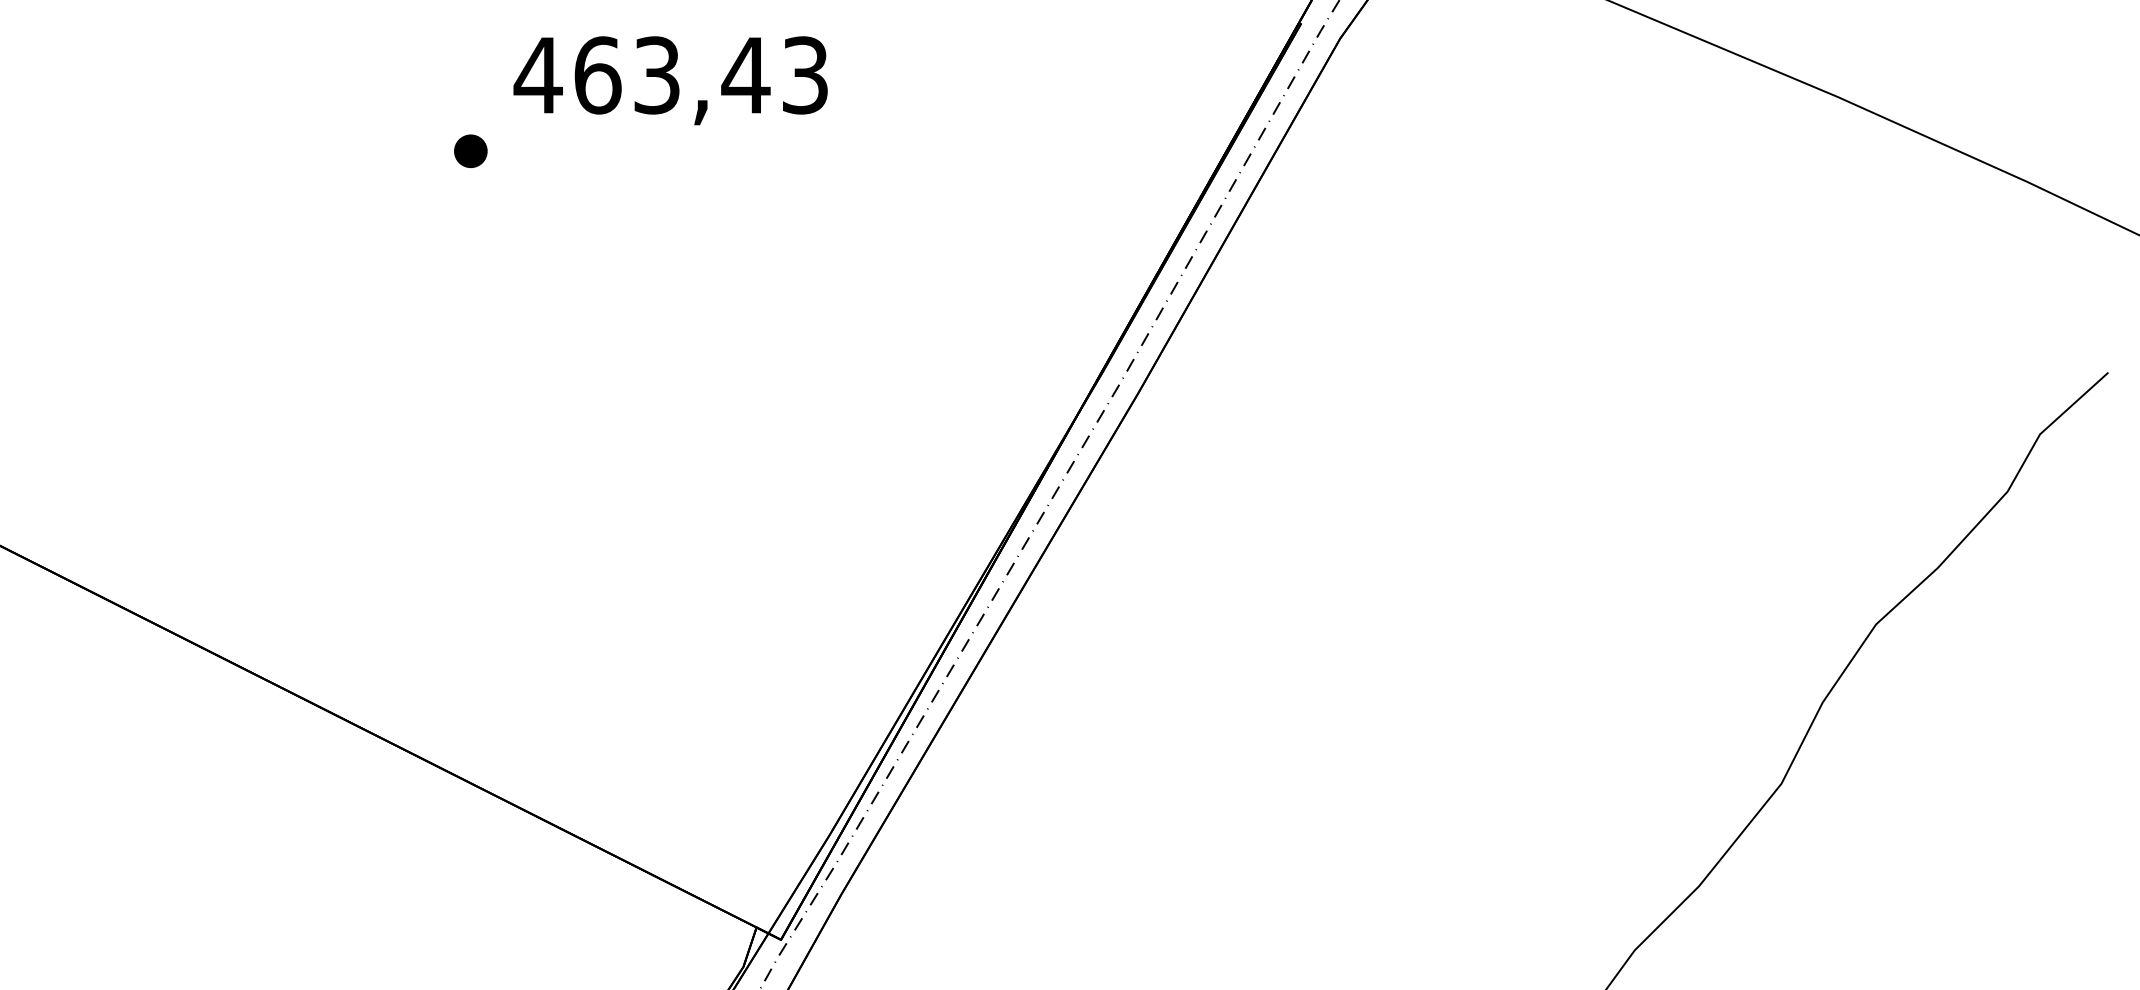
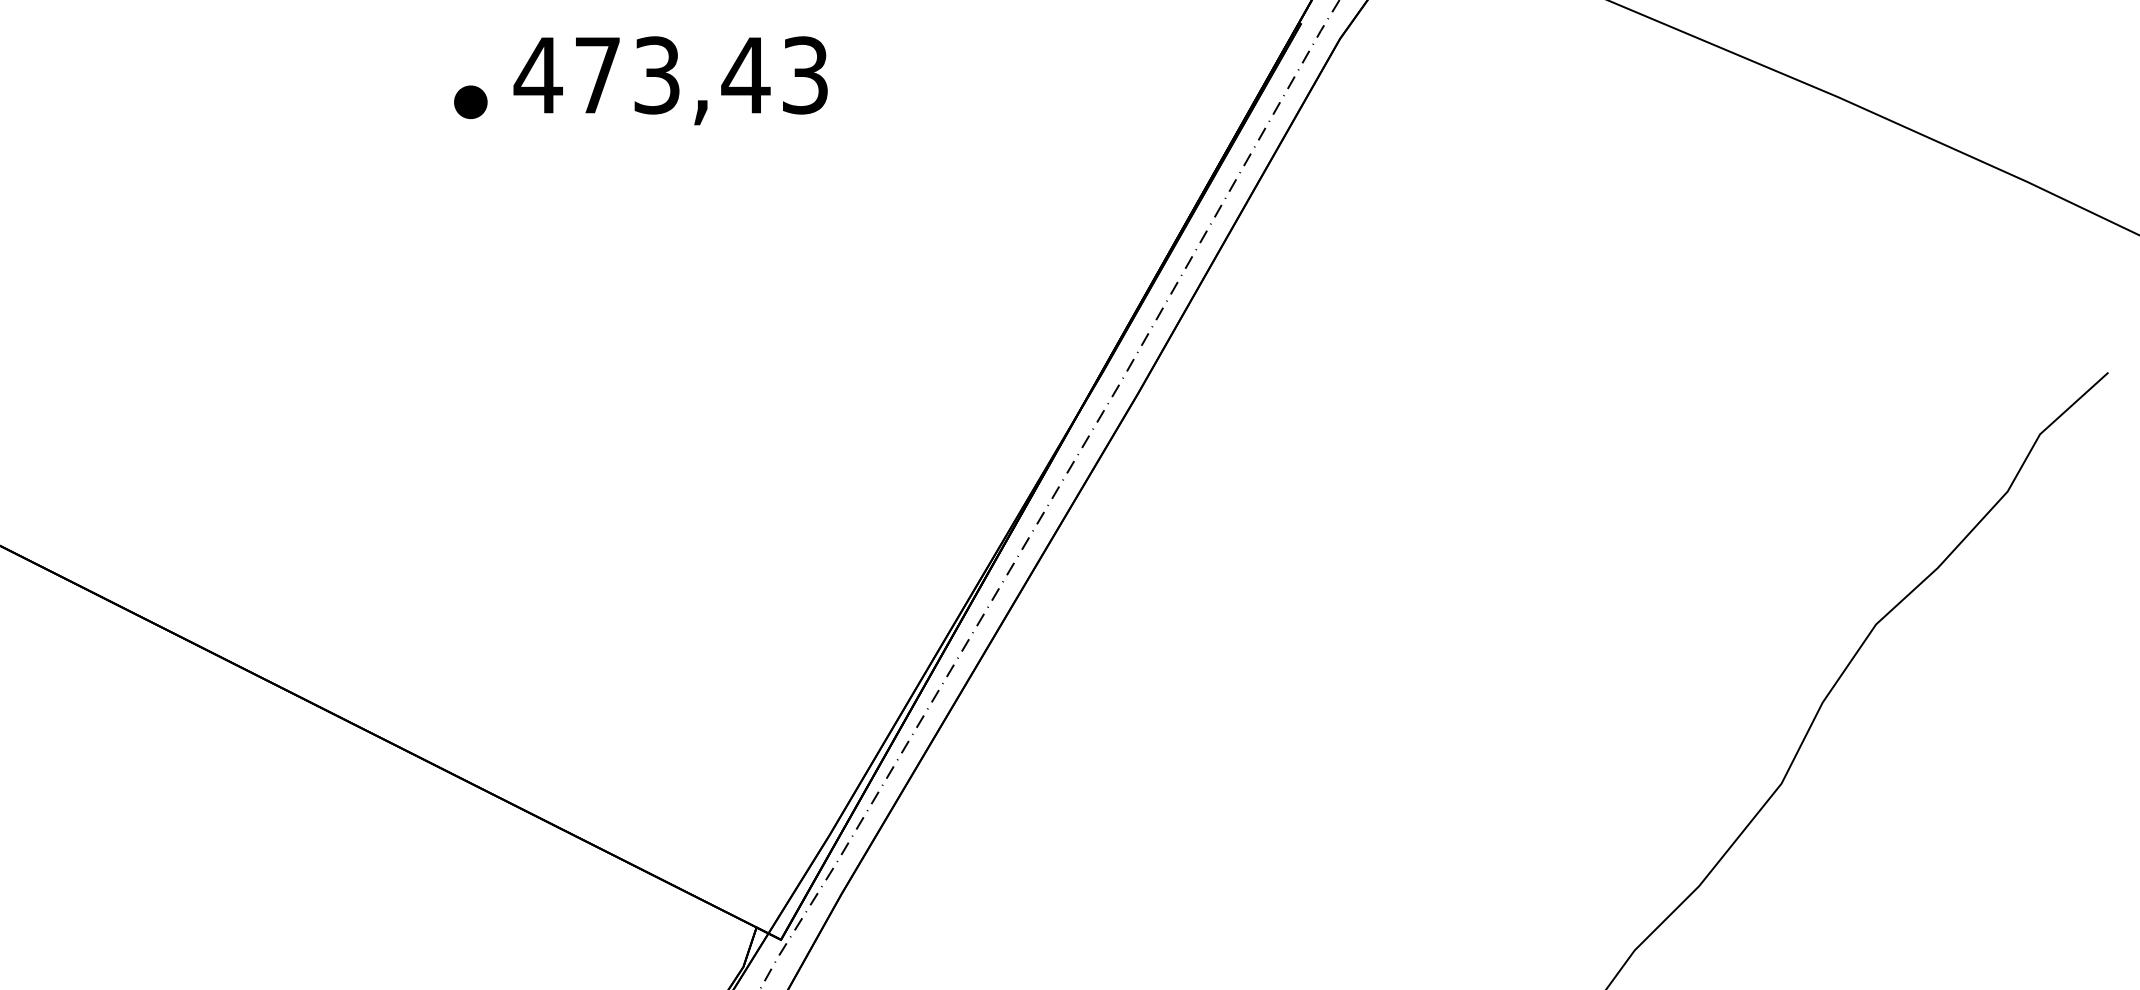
text: 463,43 -> 473,43 (597, 75)
part position: (470, 150) -> (470, 101) (470, 101)
